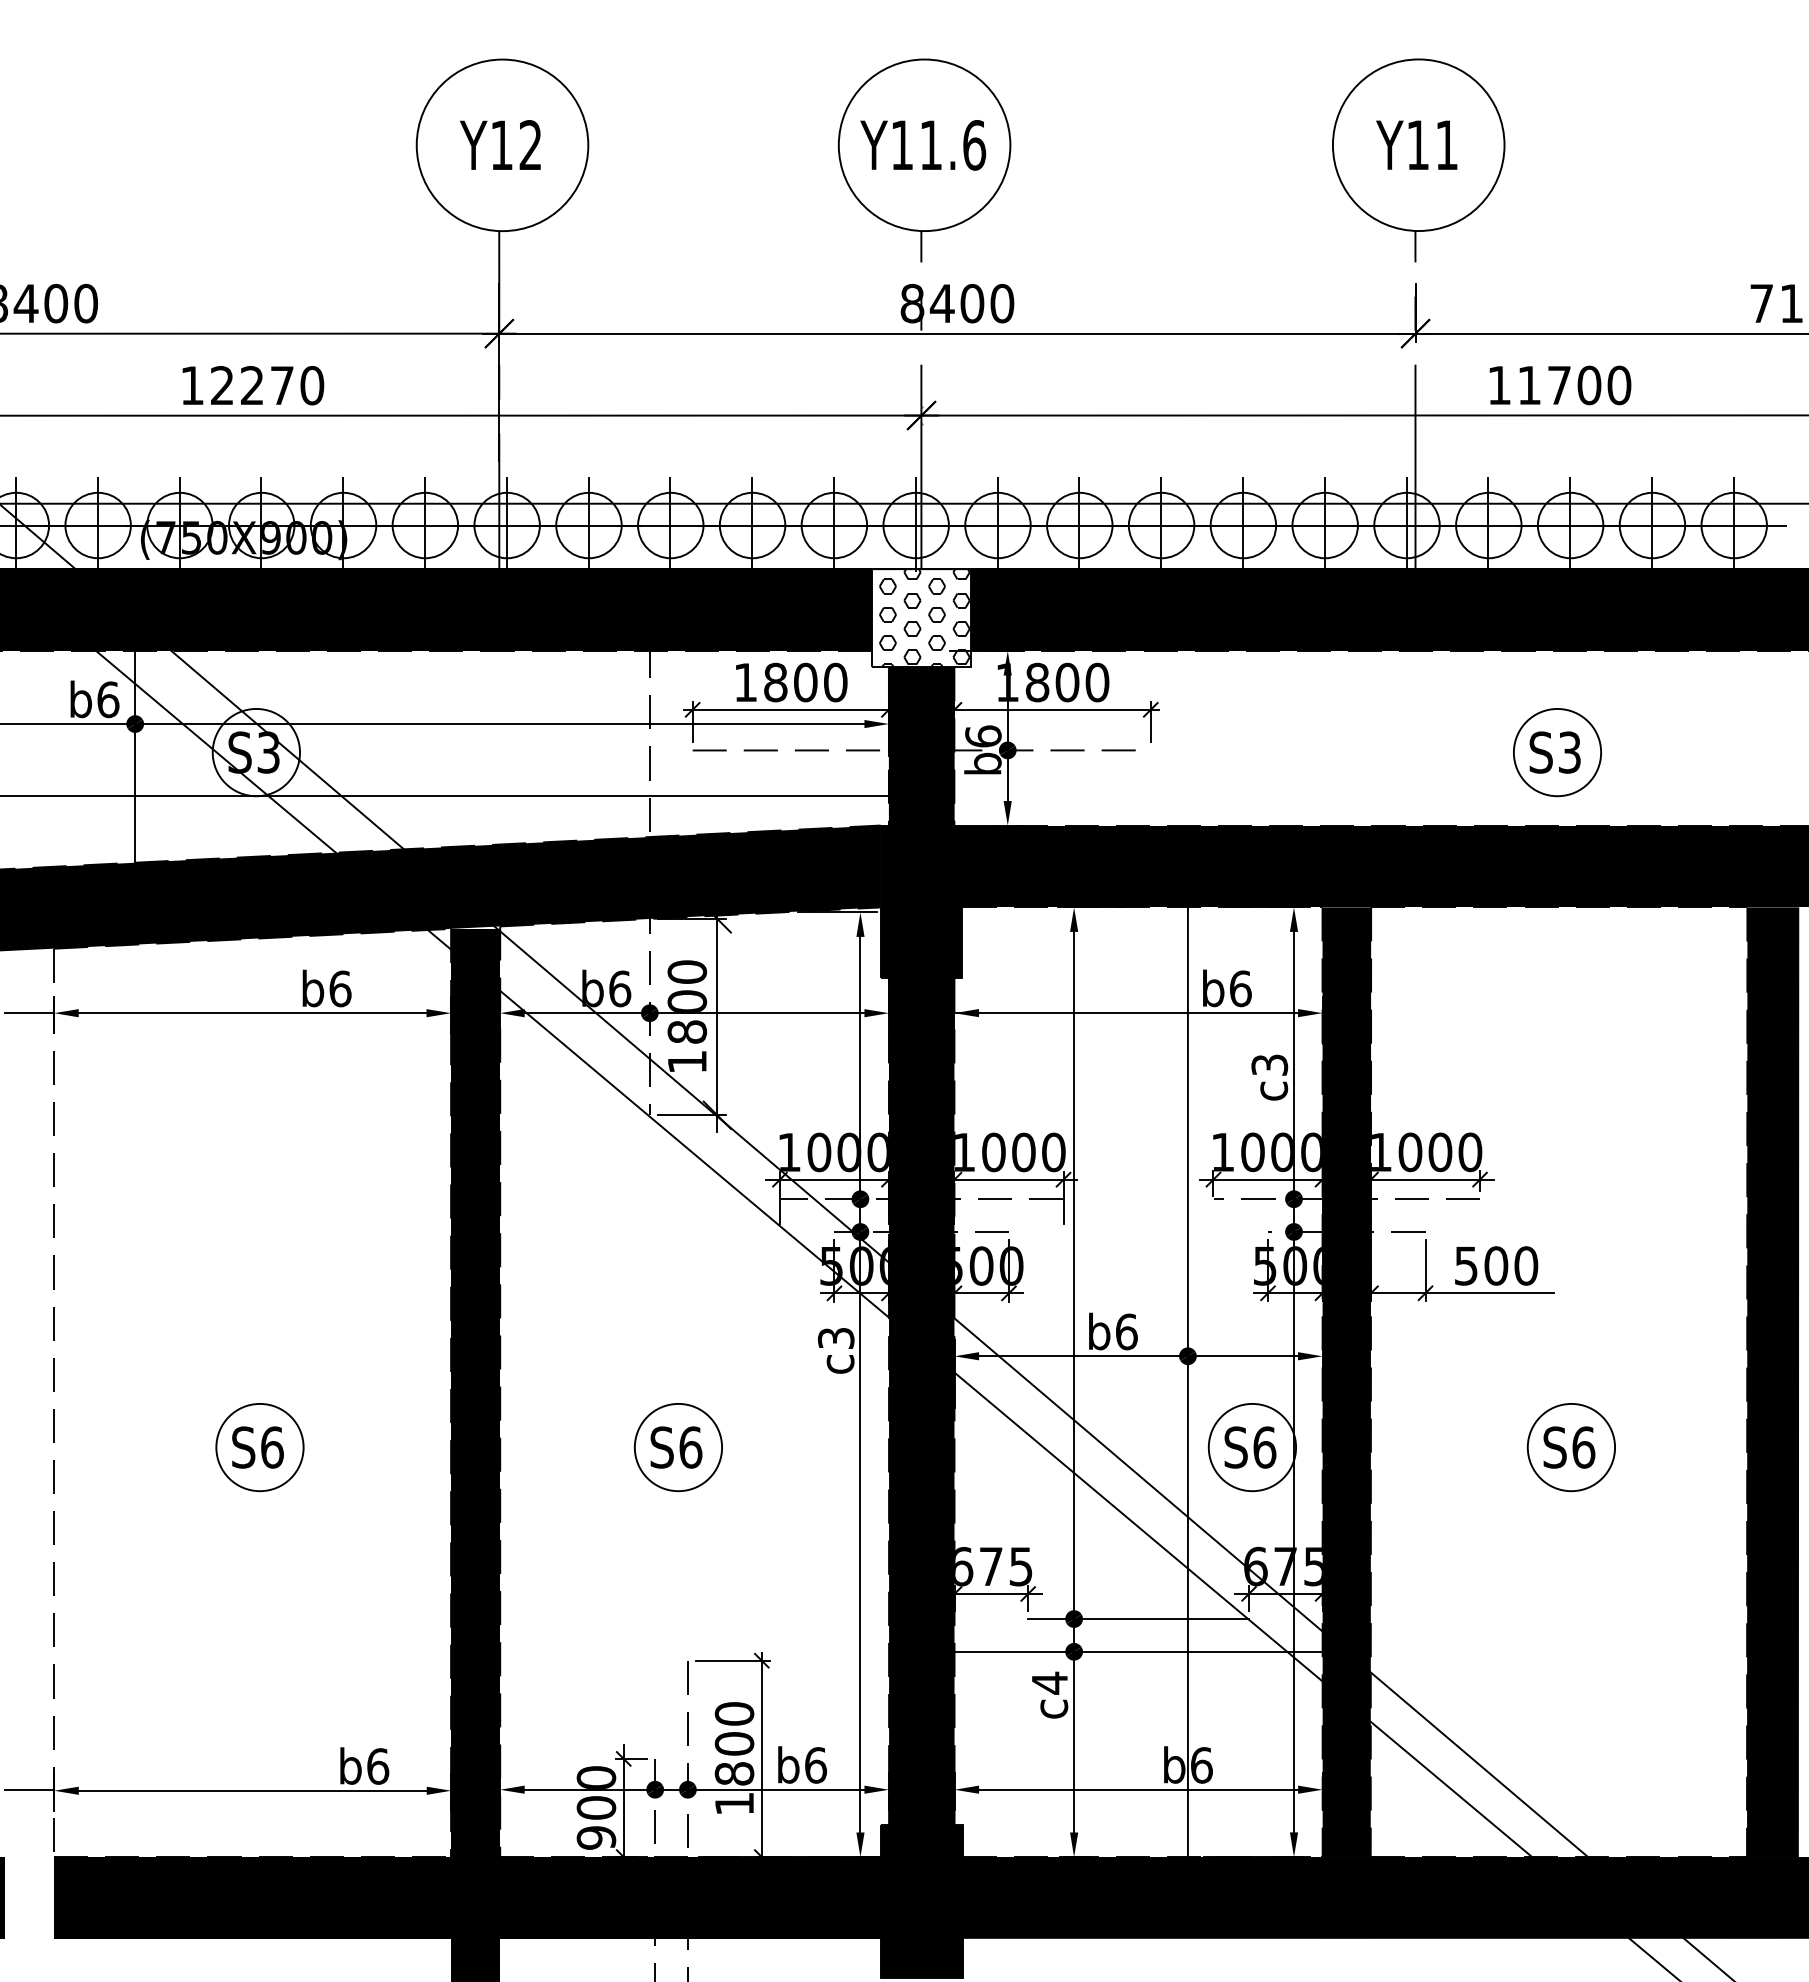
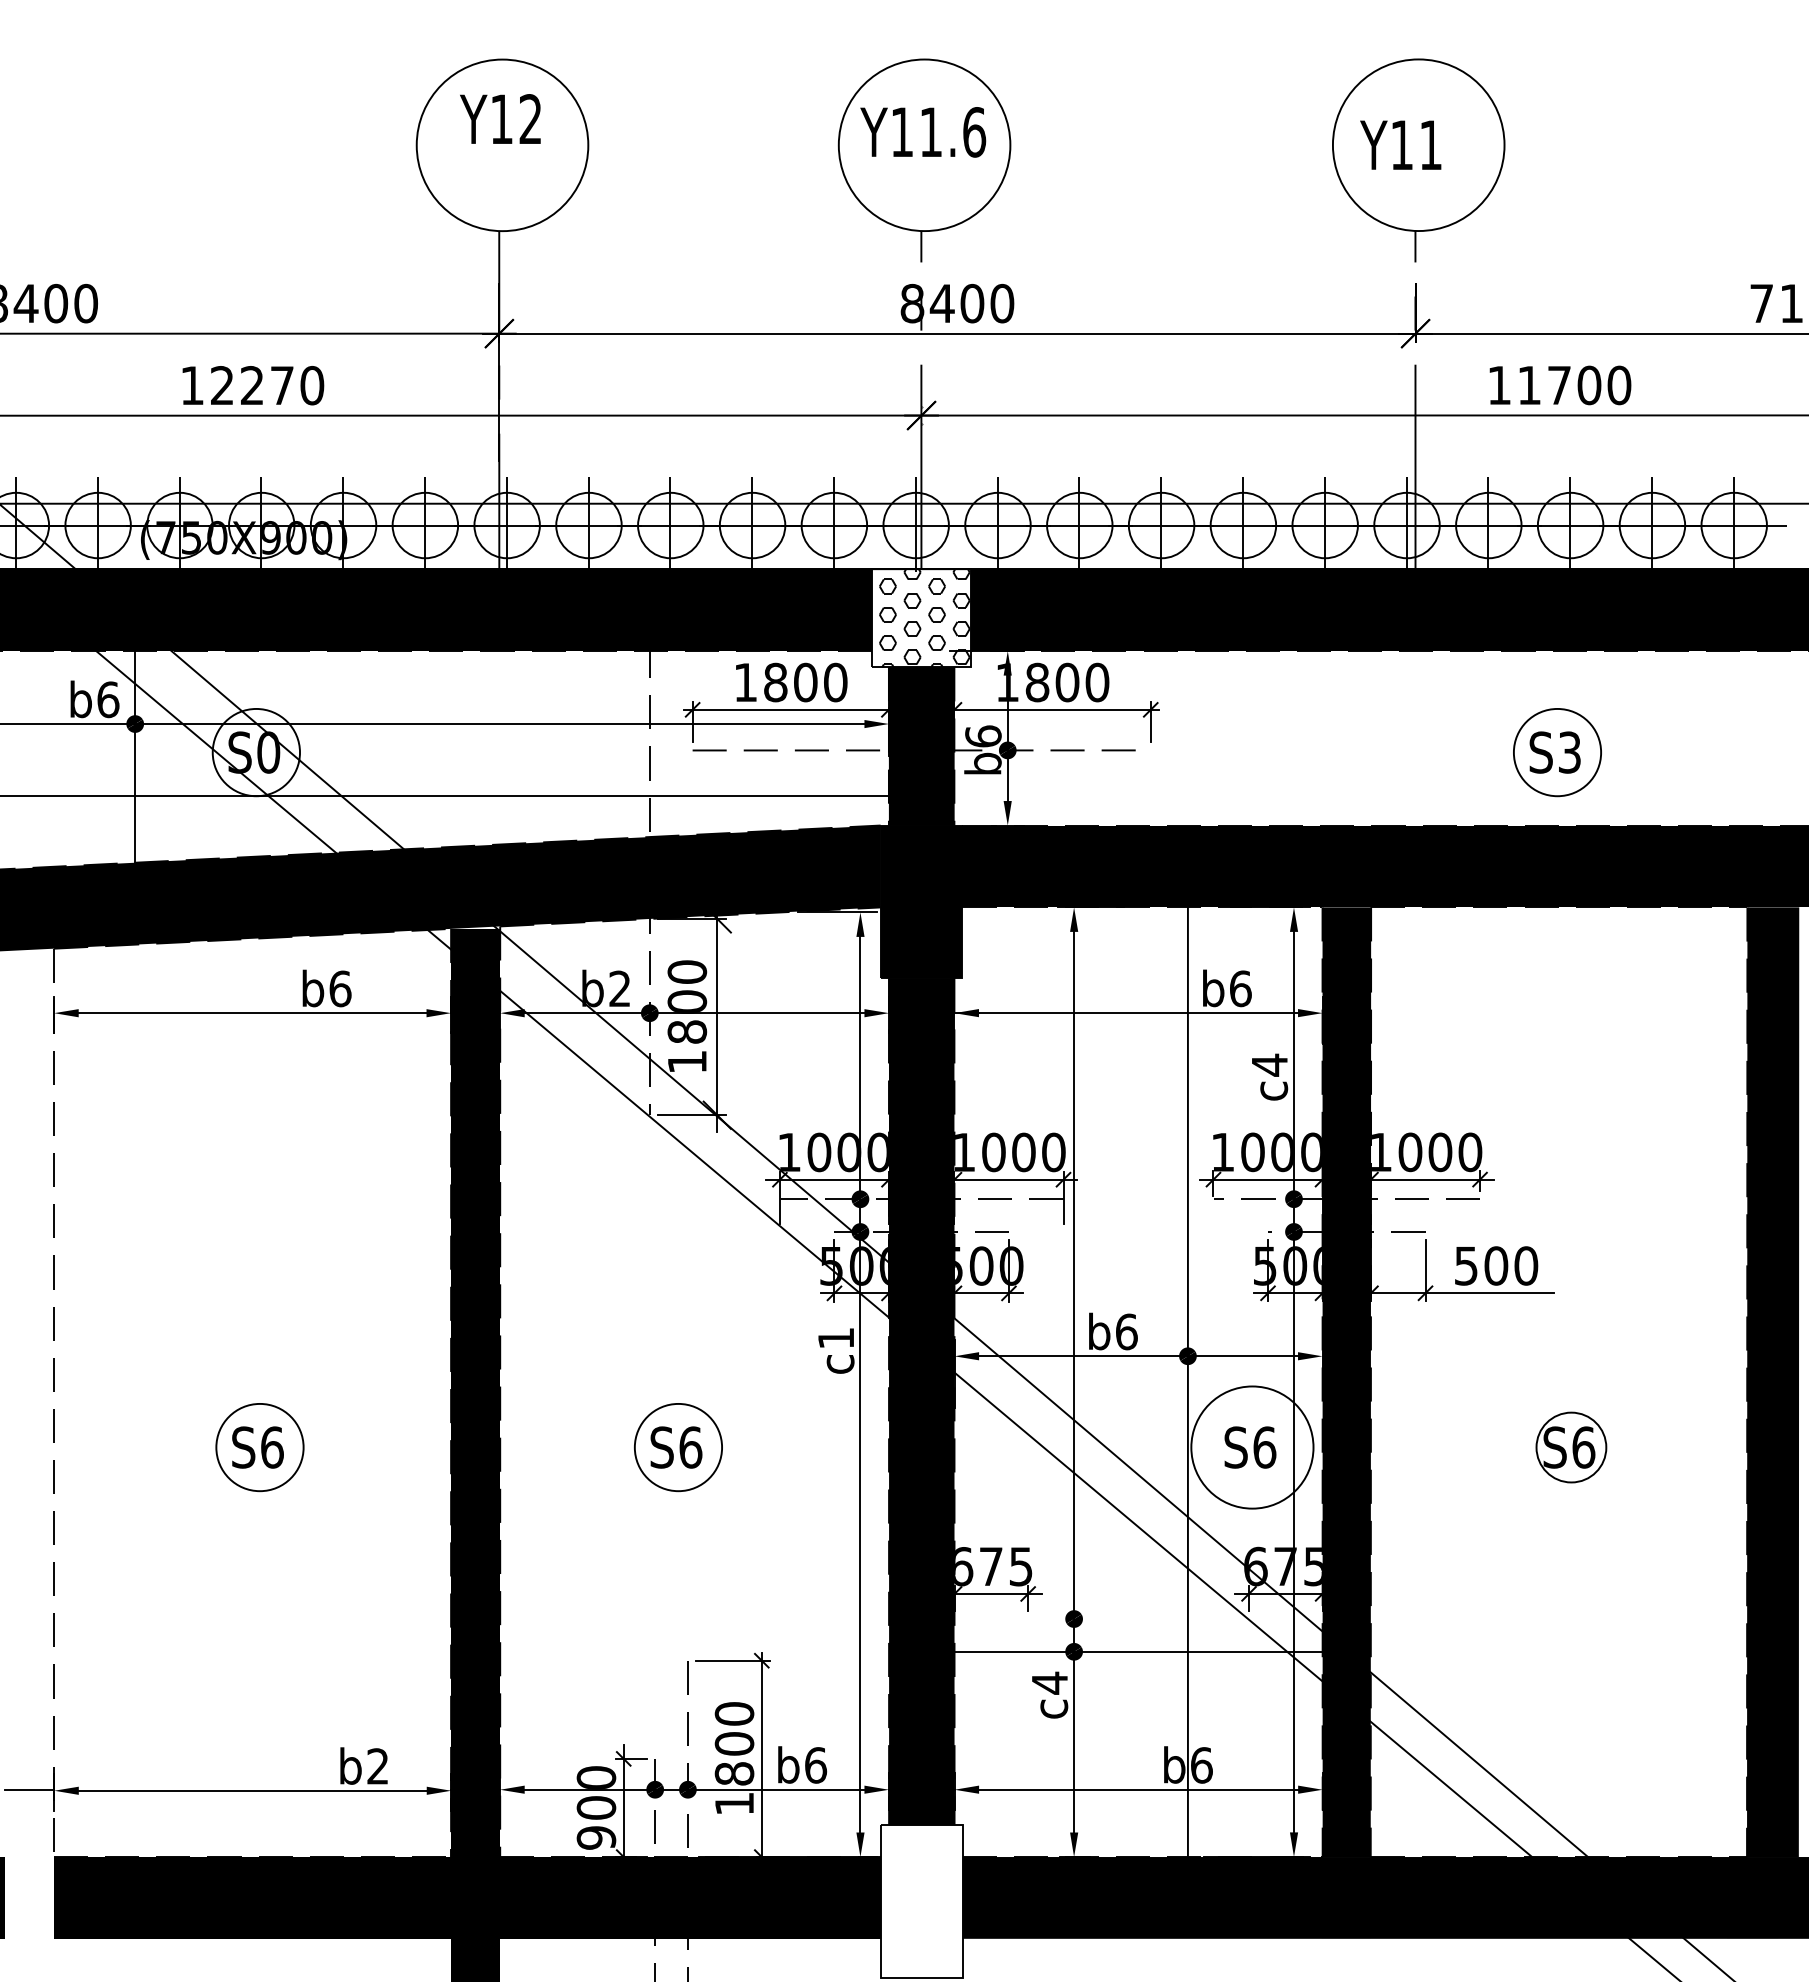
text position: (500, 144) -> (500, 118) (500, 118)
text position: (1416, 144) -> (1400, 144) (1400, 144)
text position: (923, 145) -> (923, 132) (923, 132)
text: S3 -> S0 (268, 752)
text: b6 -> b2 (620, 988)
line: present -> none (29, 1013)
text: c3 -> c4 (1269, 1064)
text: c3 -> c1 (835, 1338)
circle diameter: 87 px -> 122 px (1252, 1447)
circle diameter: 87 px -> 70 px (1571, 1447)
line: present -> none (1138, 1619)
text: b6 -> b2 (378, 1766)
fill: present -> none (921, 1901)
